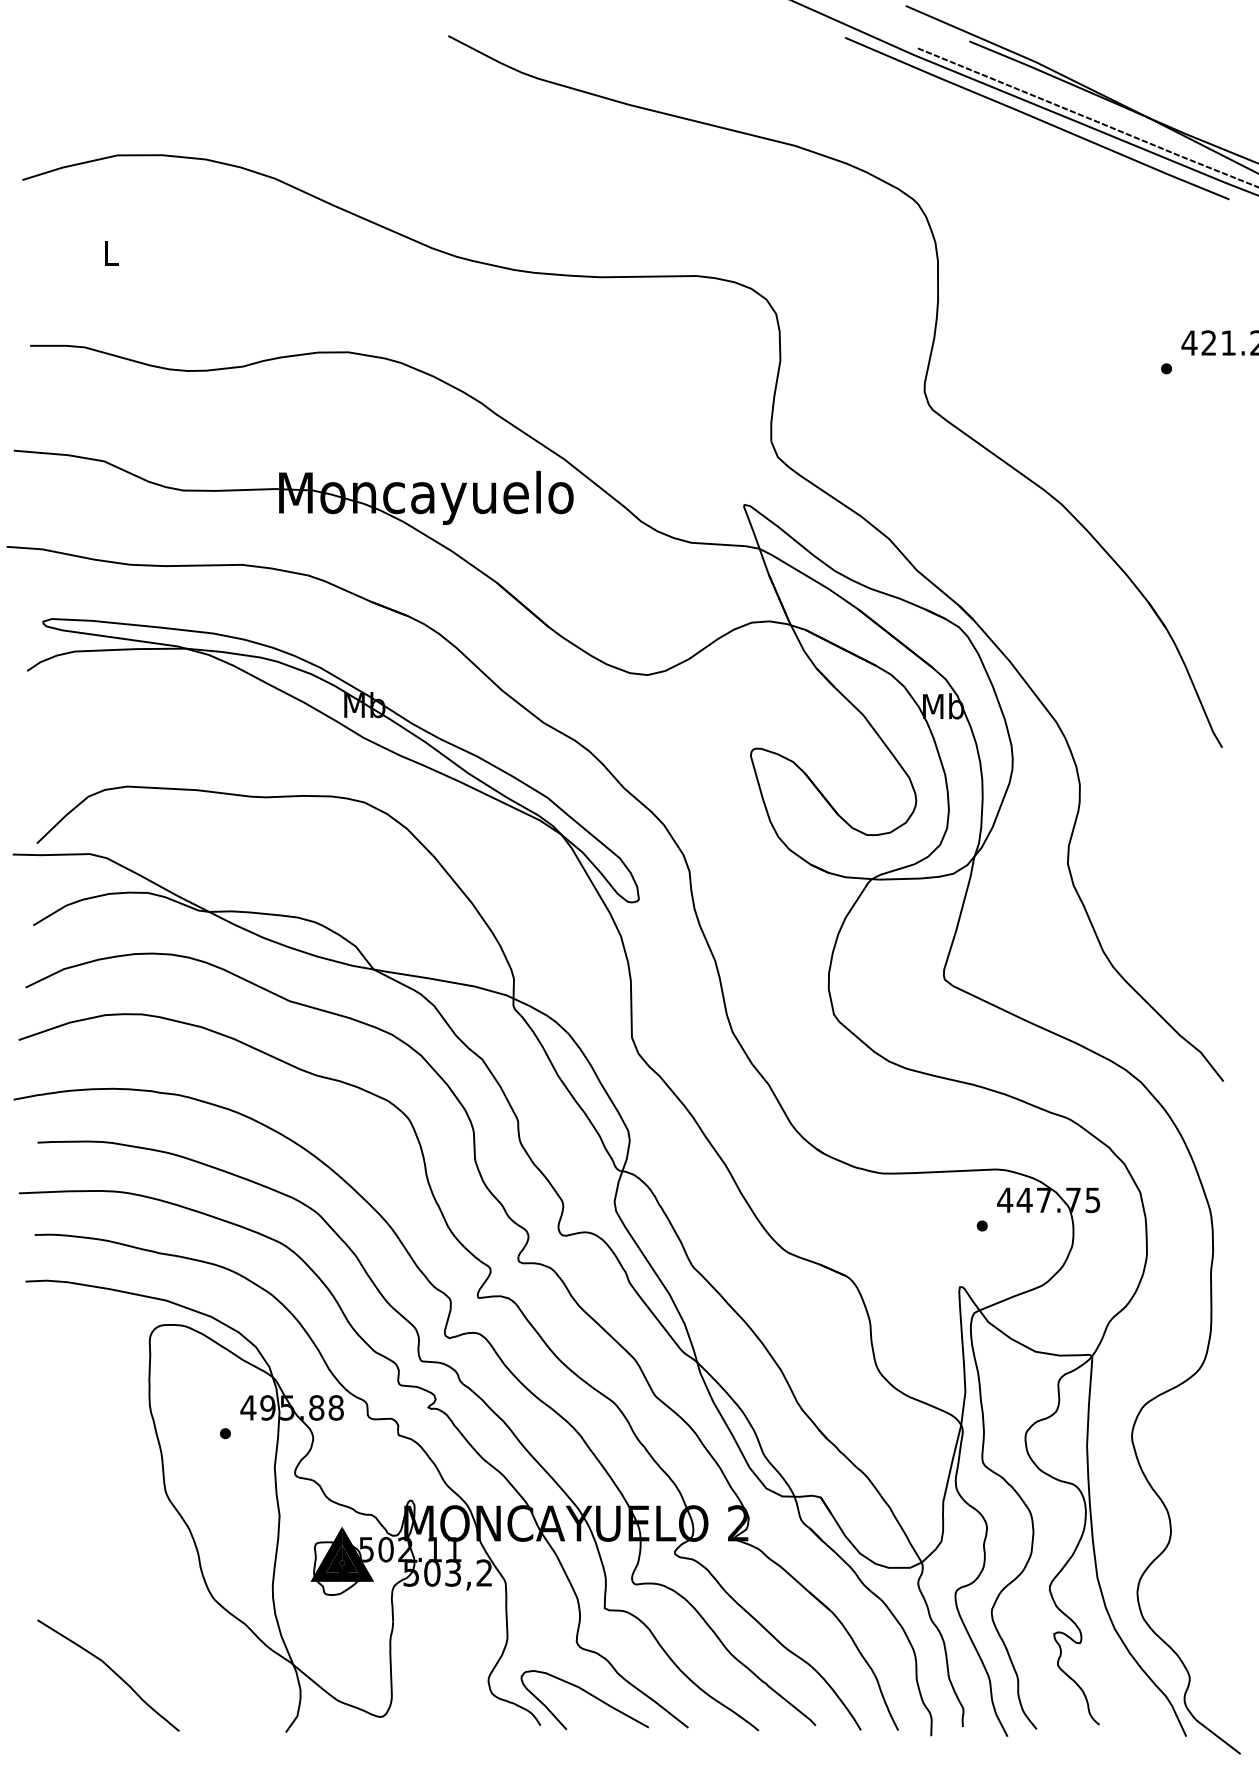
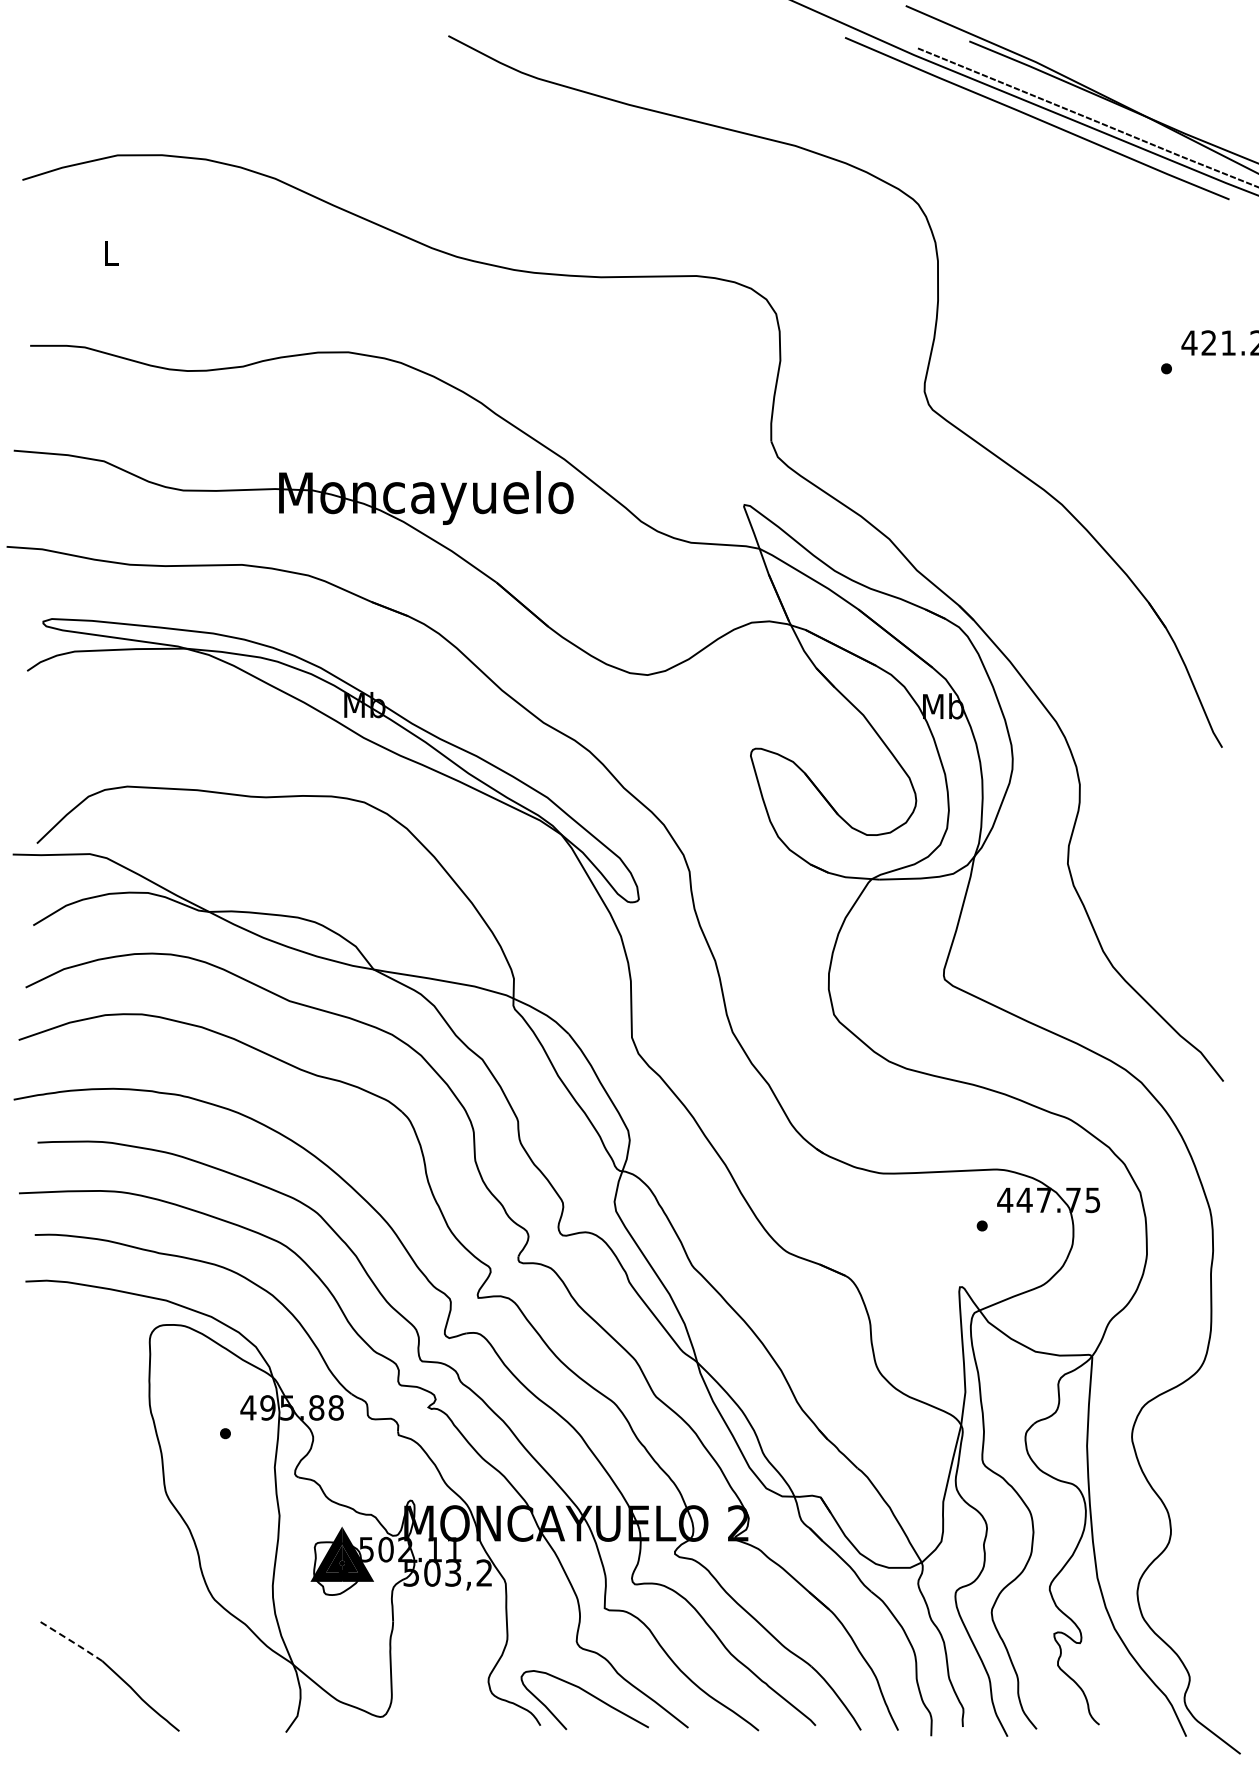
line: solid -> dashed (70, 1640)
